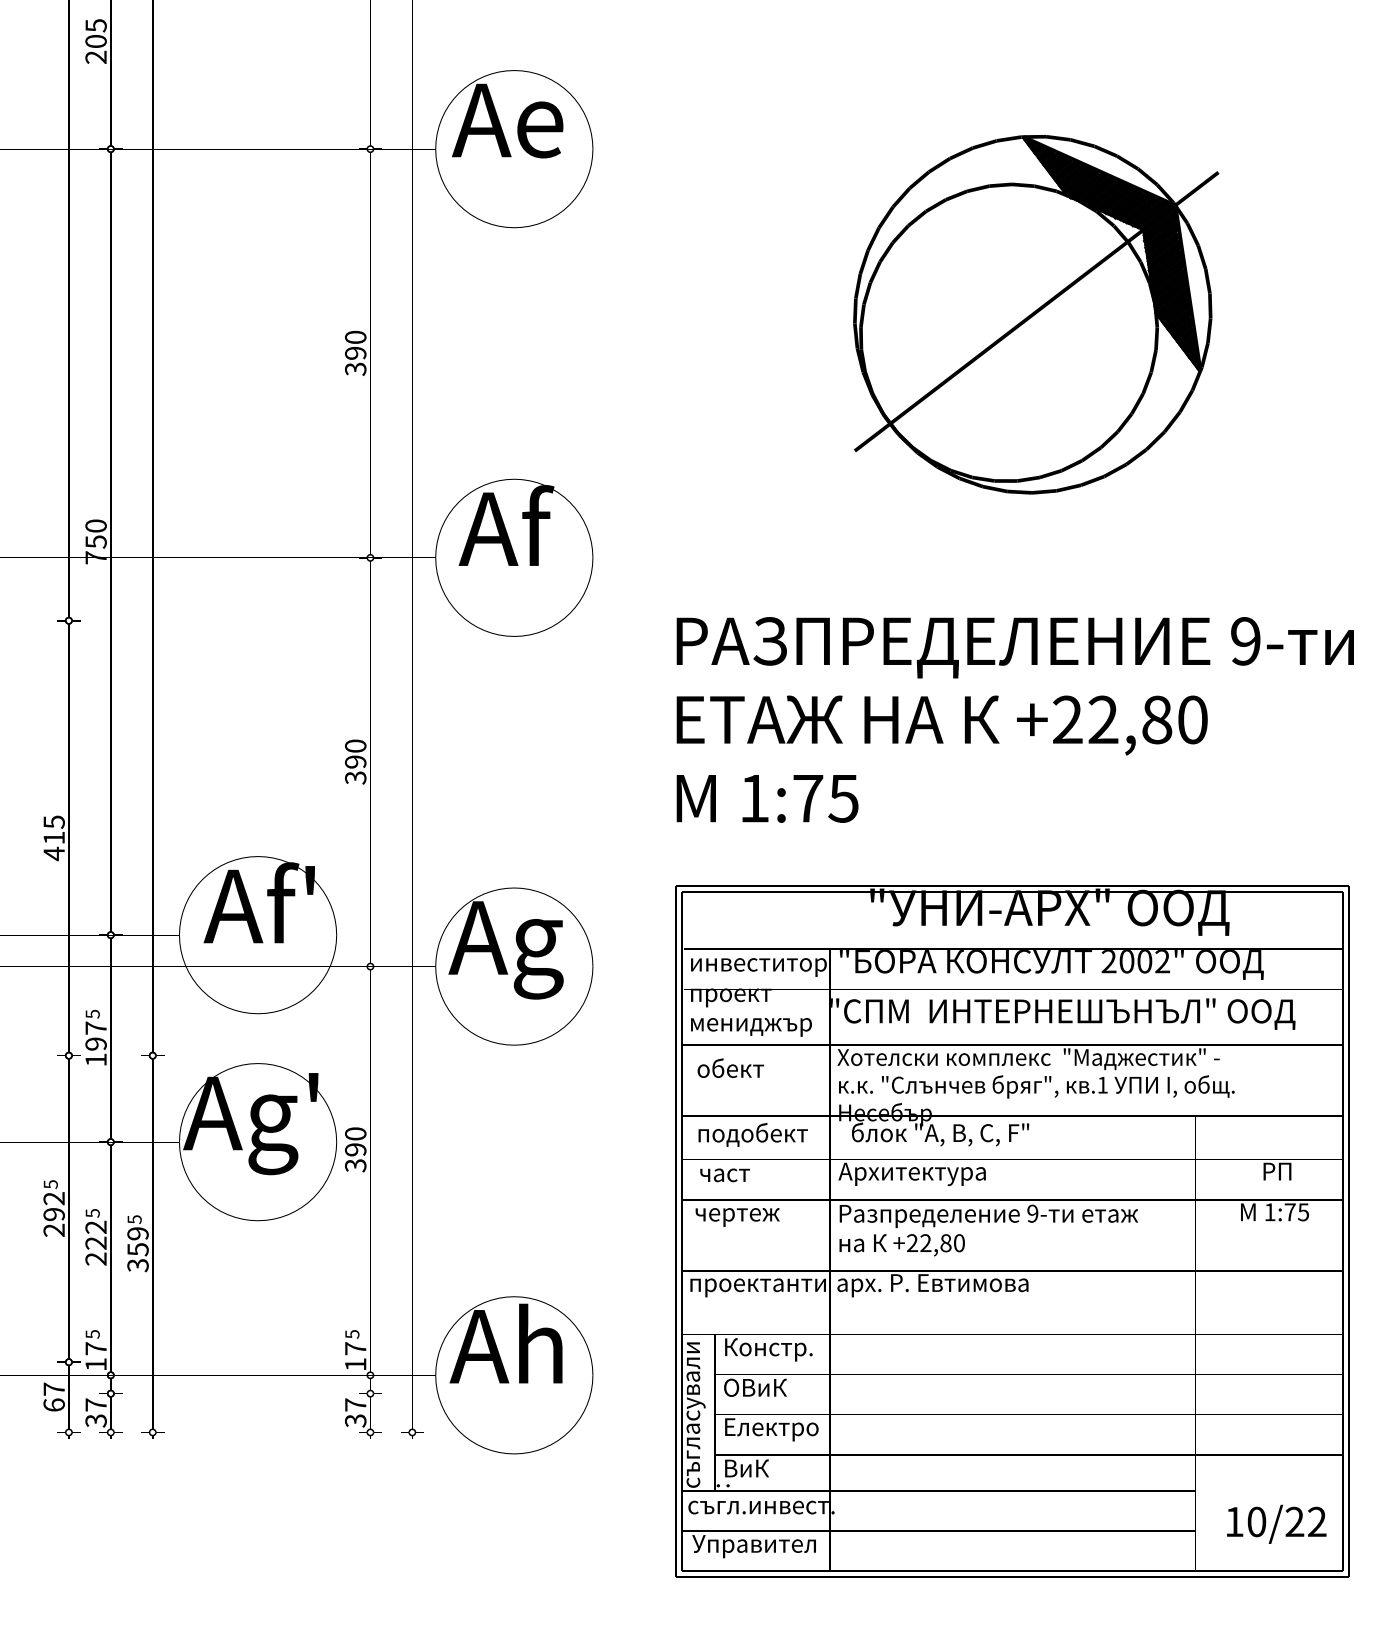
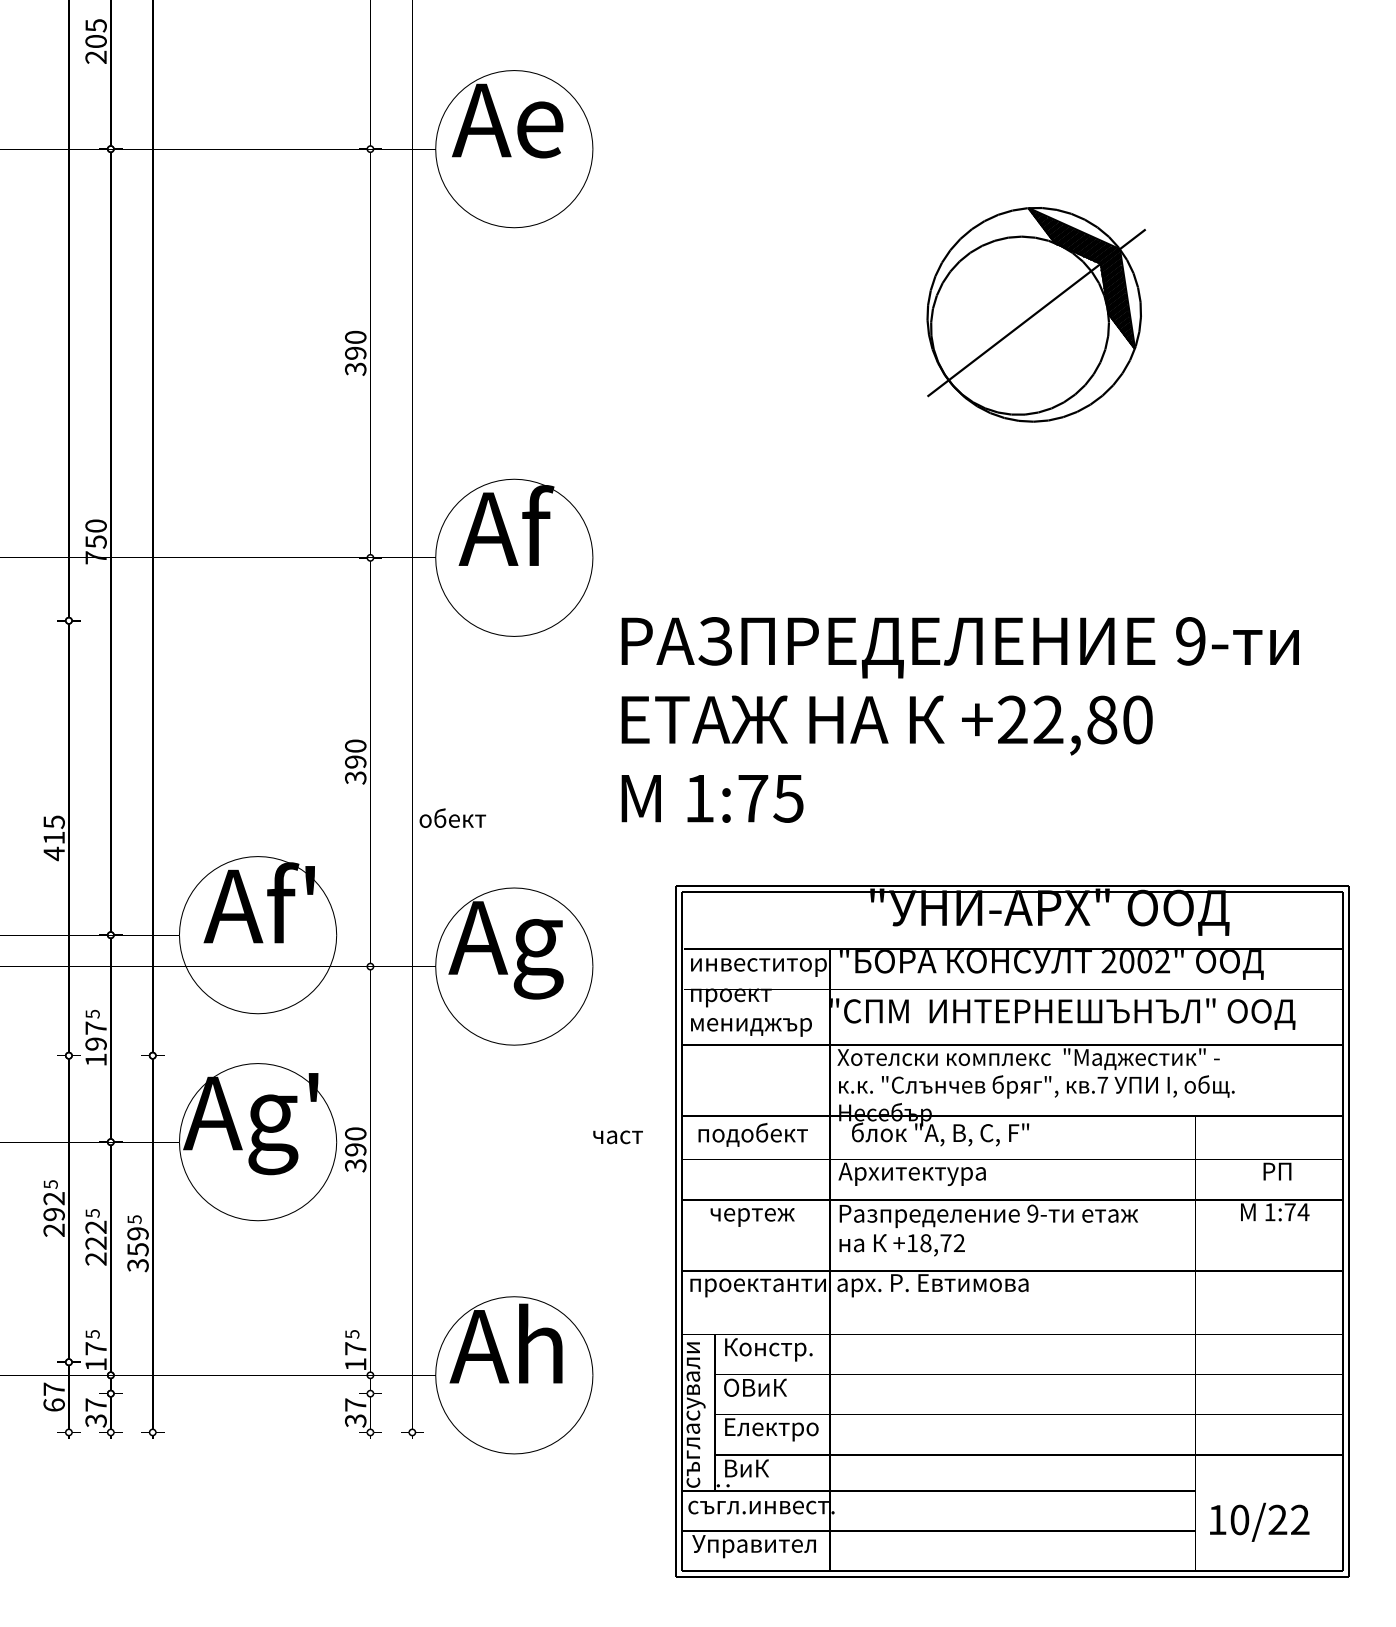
part size: 367x360 px -> 221x216 px (1036, 314)
text position: (1014, 719) -> (959, 719) (959, 719)
text position: (730, 1067) -> (452, 817) (452, 817)
text: .1 -> .7 (1102, 1084)
text position: (724, 1175) -> (617, 1137) (617, 1137)
text: 1:75 -> 1:74 (1303, 1212)
text position: (737, 1217) -> (752, 1217) (752, 1217)
text: +22,80 -> +18,72 (935, 1243)
text position: (1276, 1523) -> (1259, 1521) (1259, 1521)
